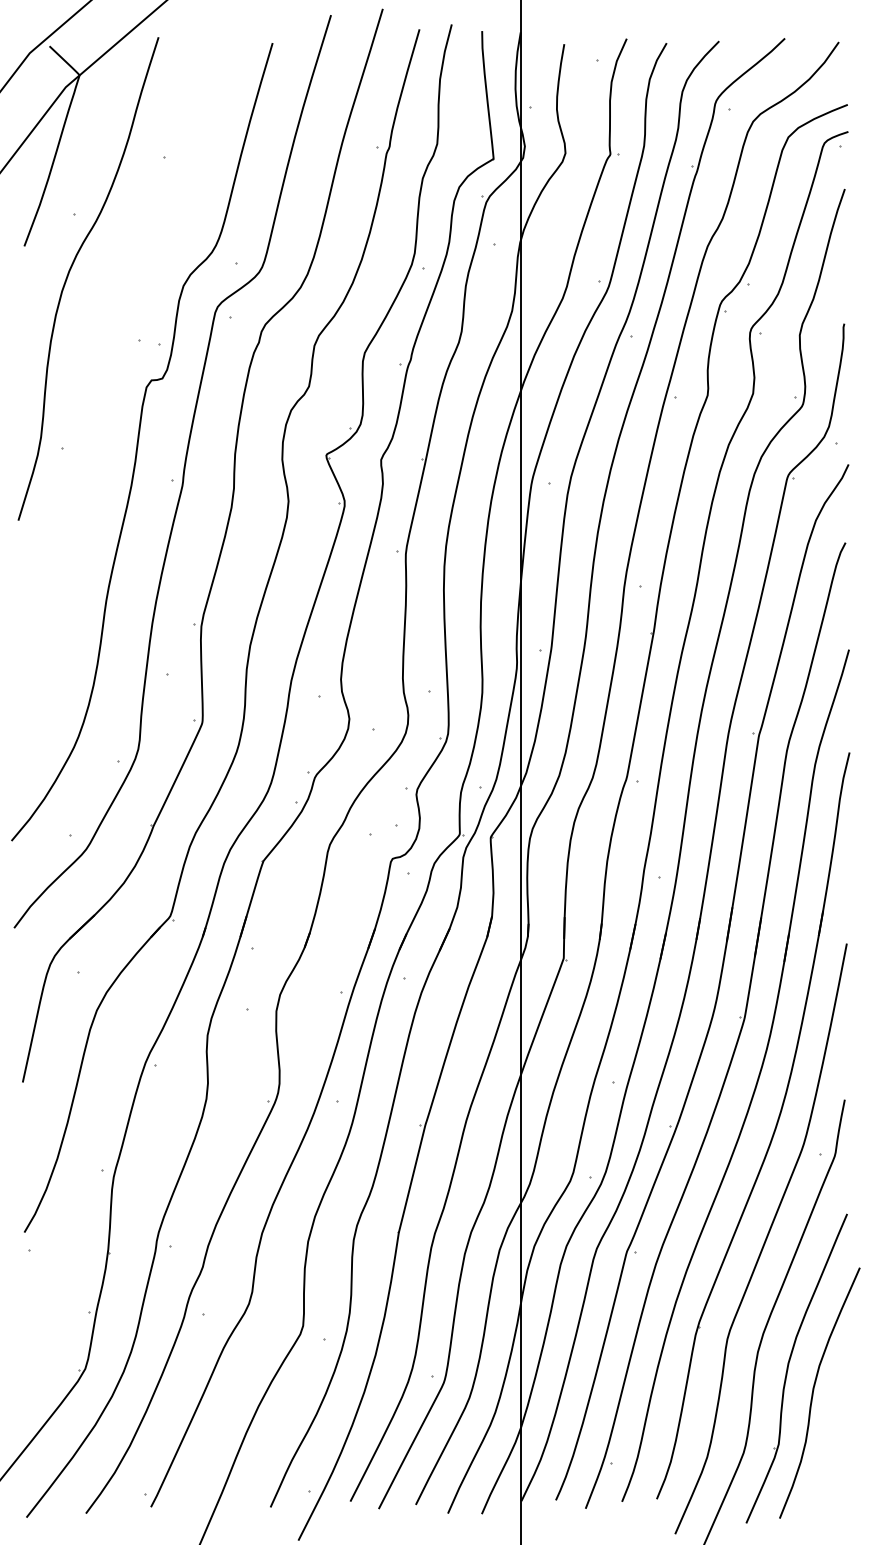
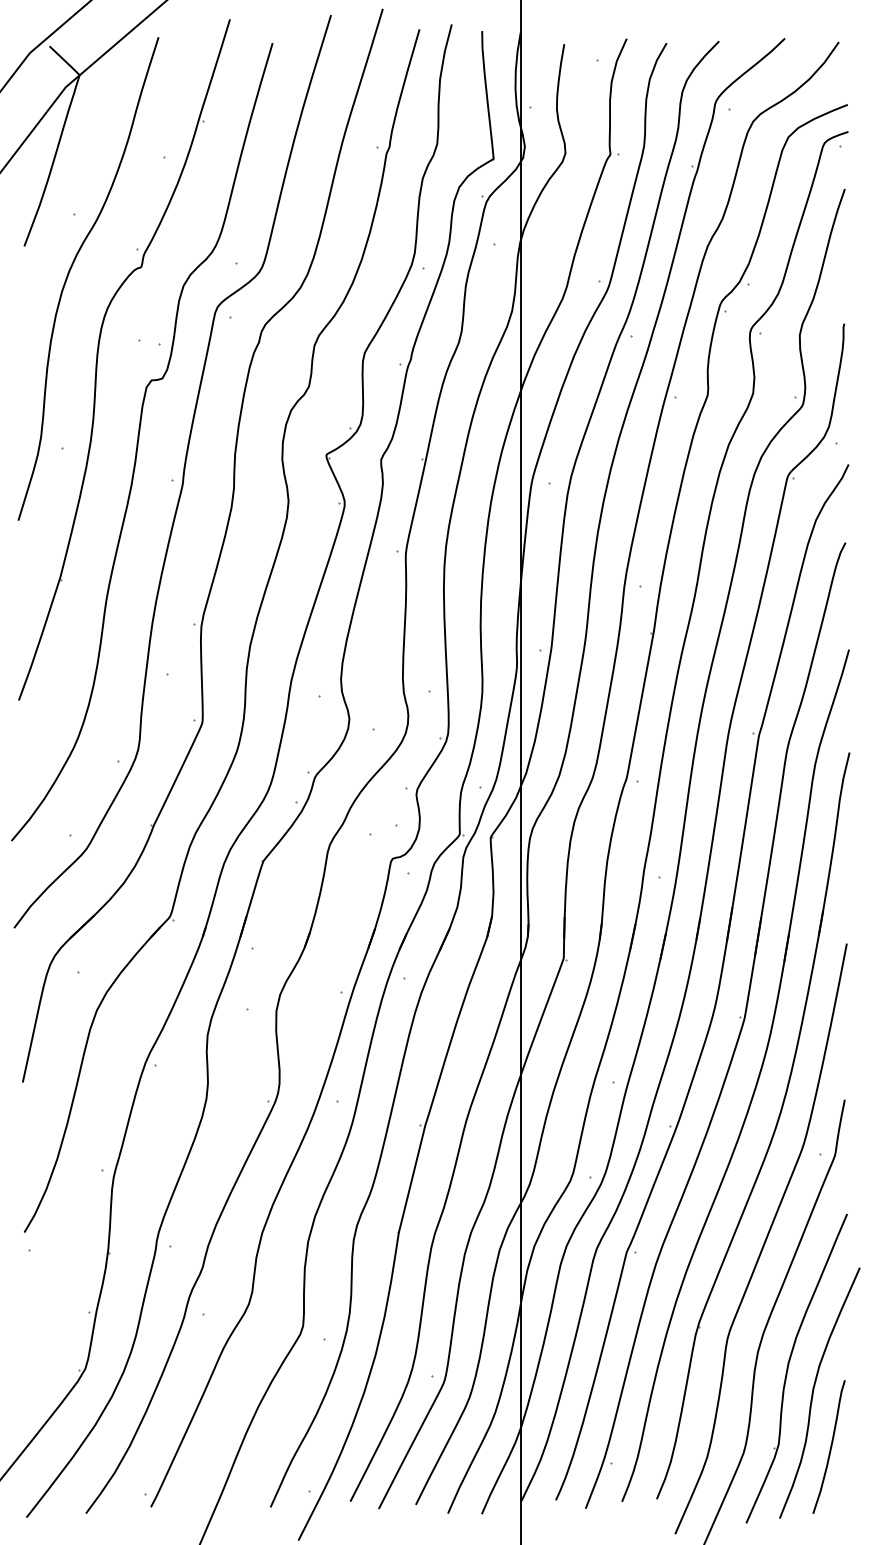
part: none -> present (98, 357)
curve: none -> present (830, 1446)
